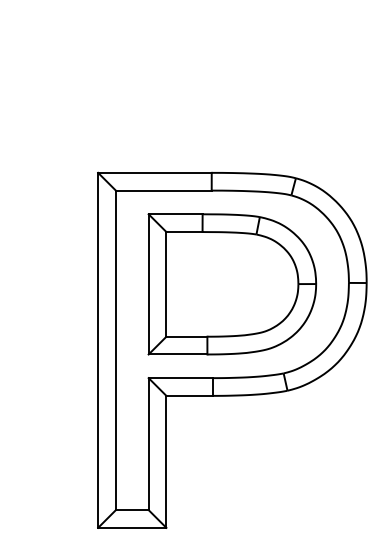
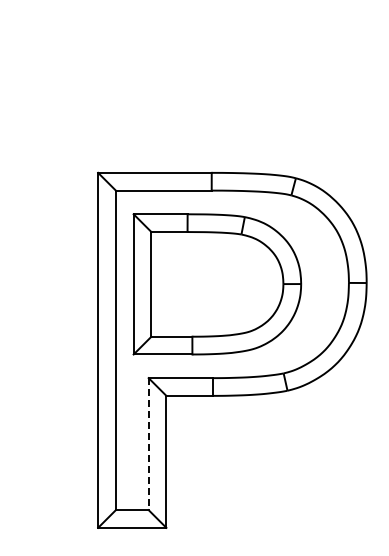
part position: (232, 284) -> (217, 284) (217, 284)
line: solid -> dashed (148, 444)
